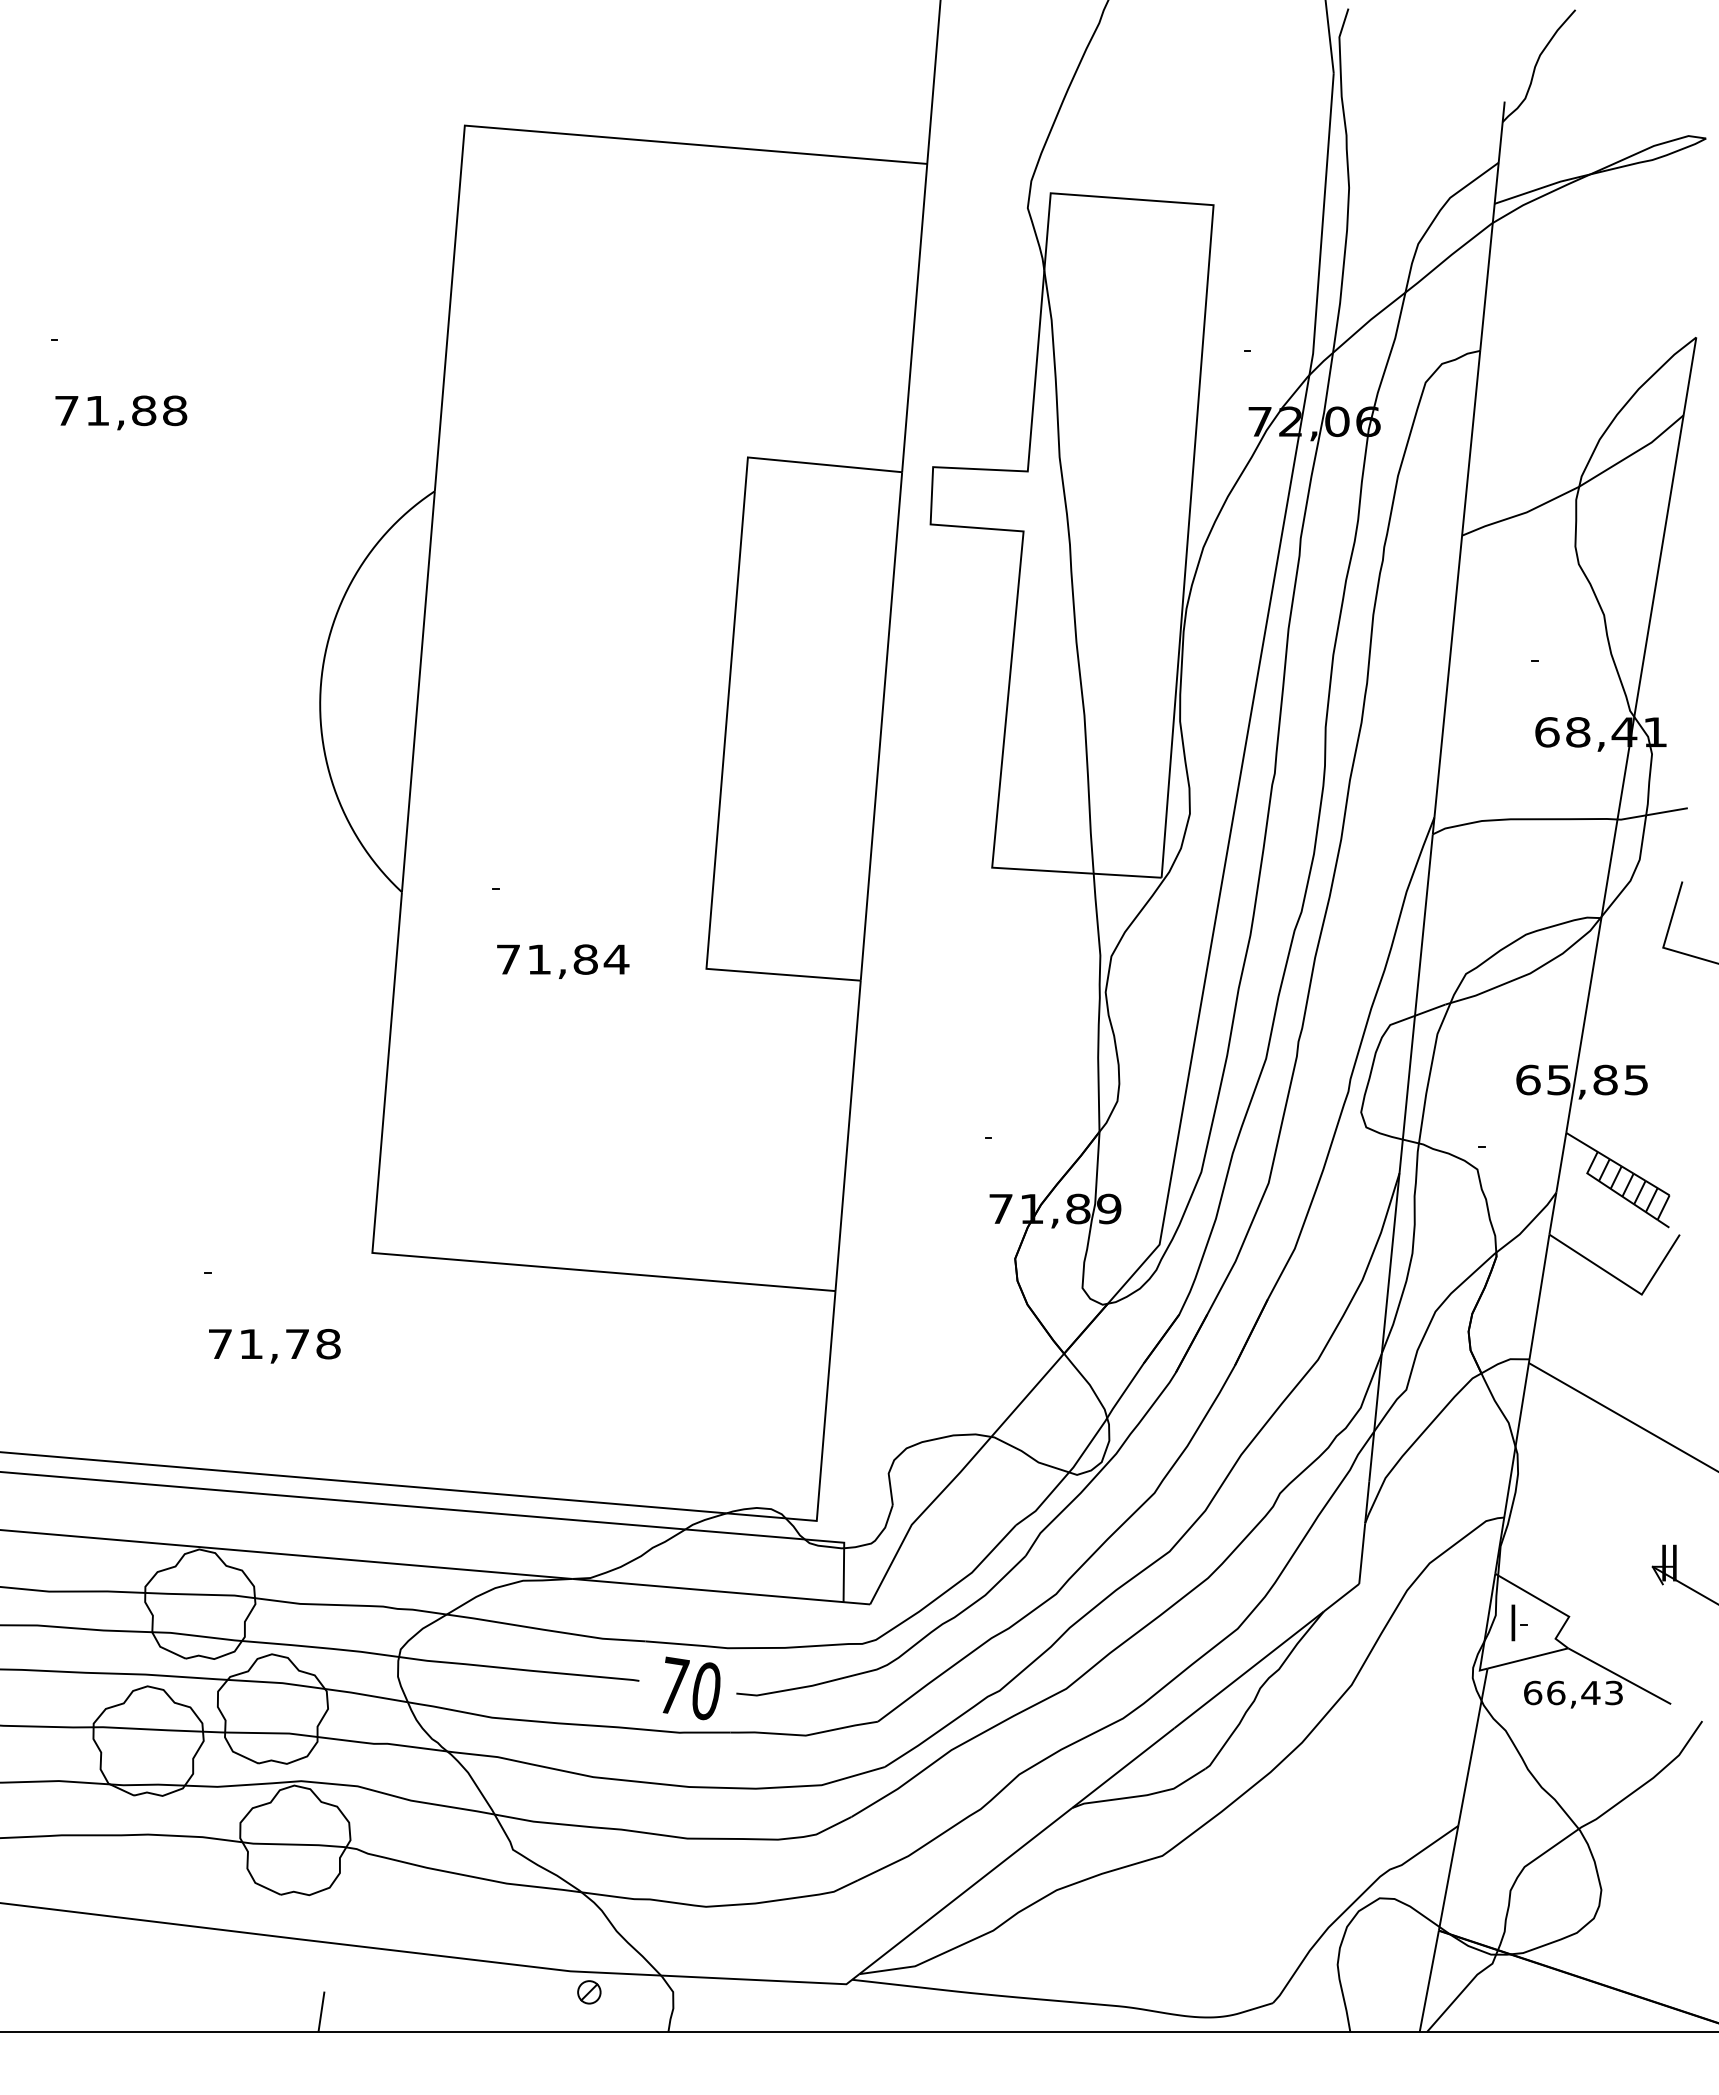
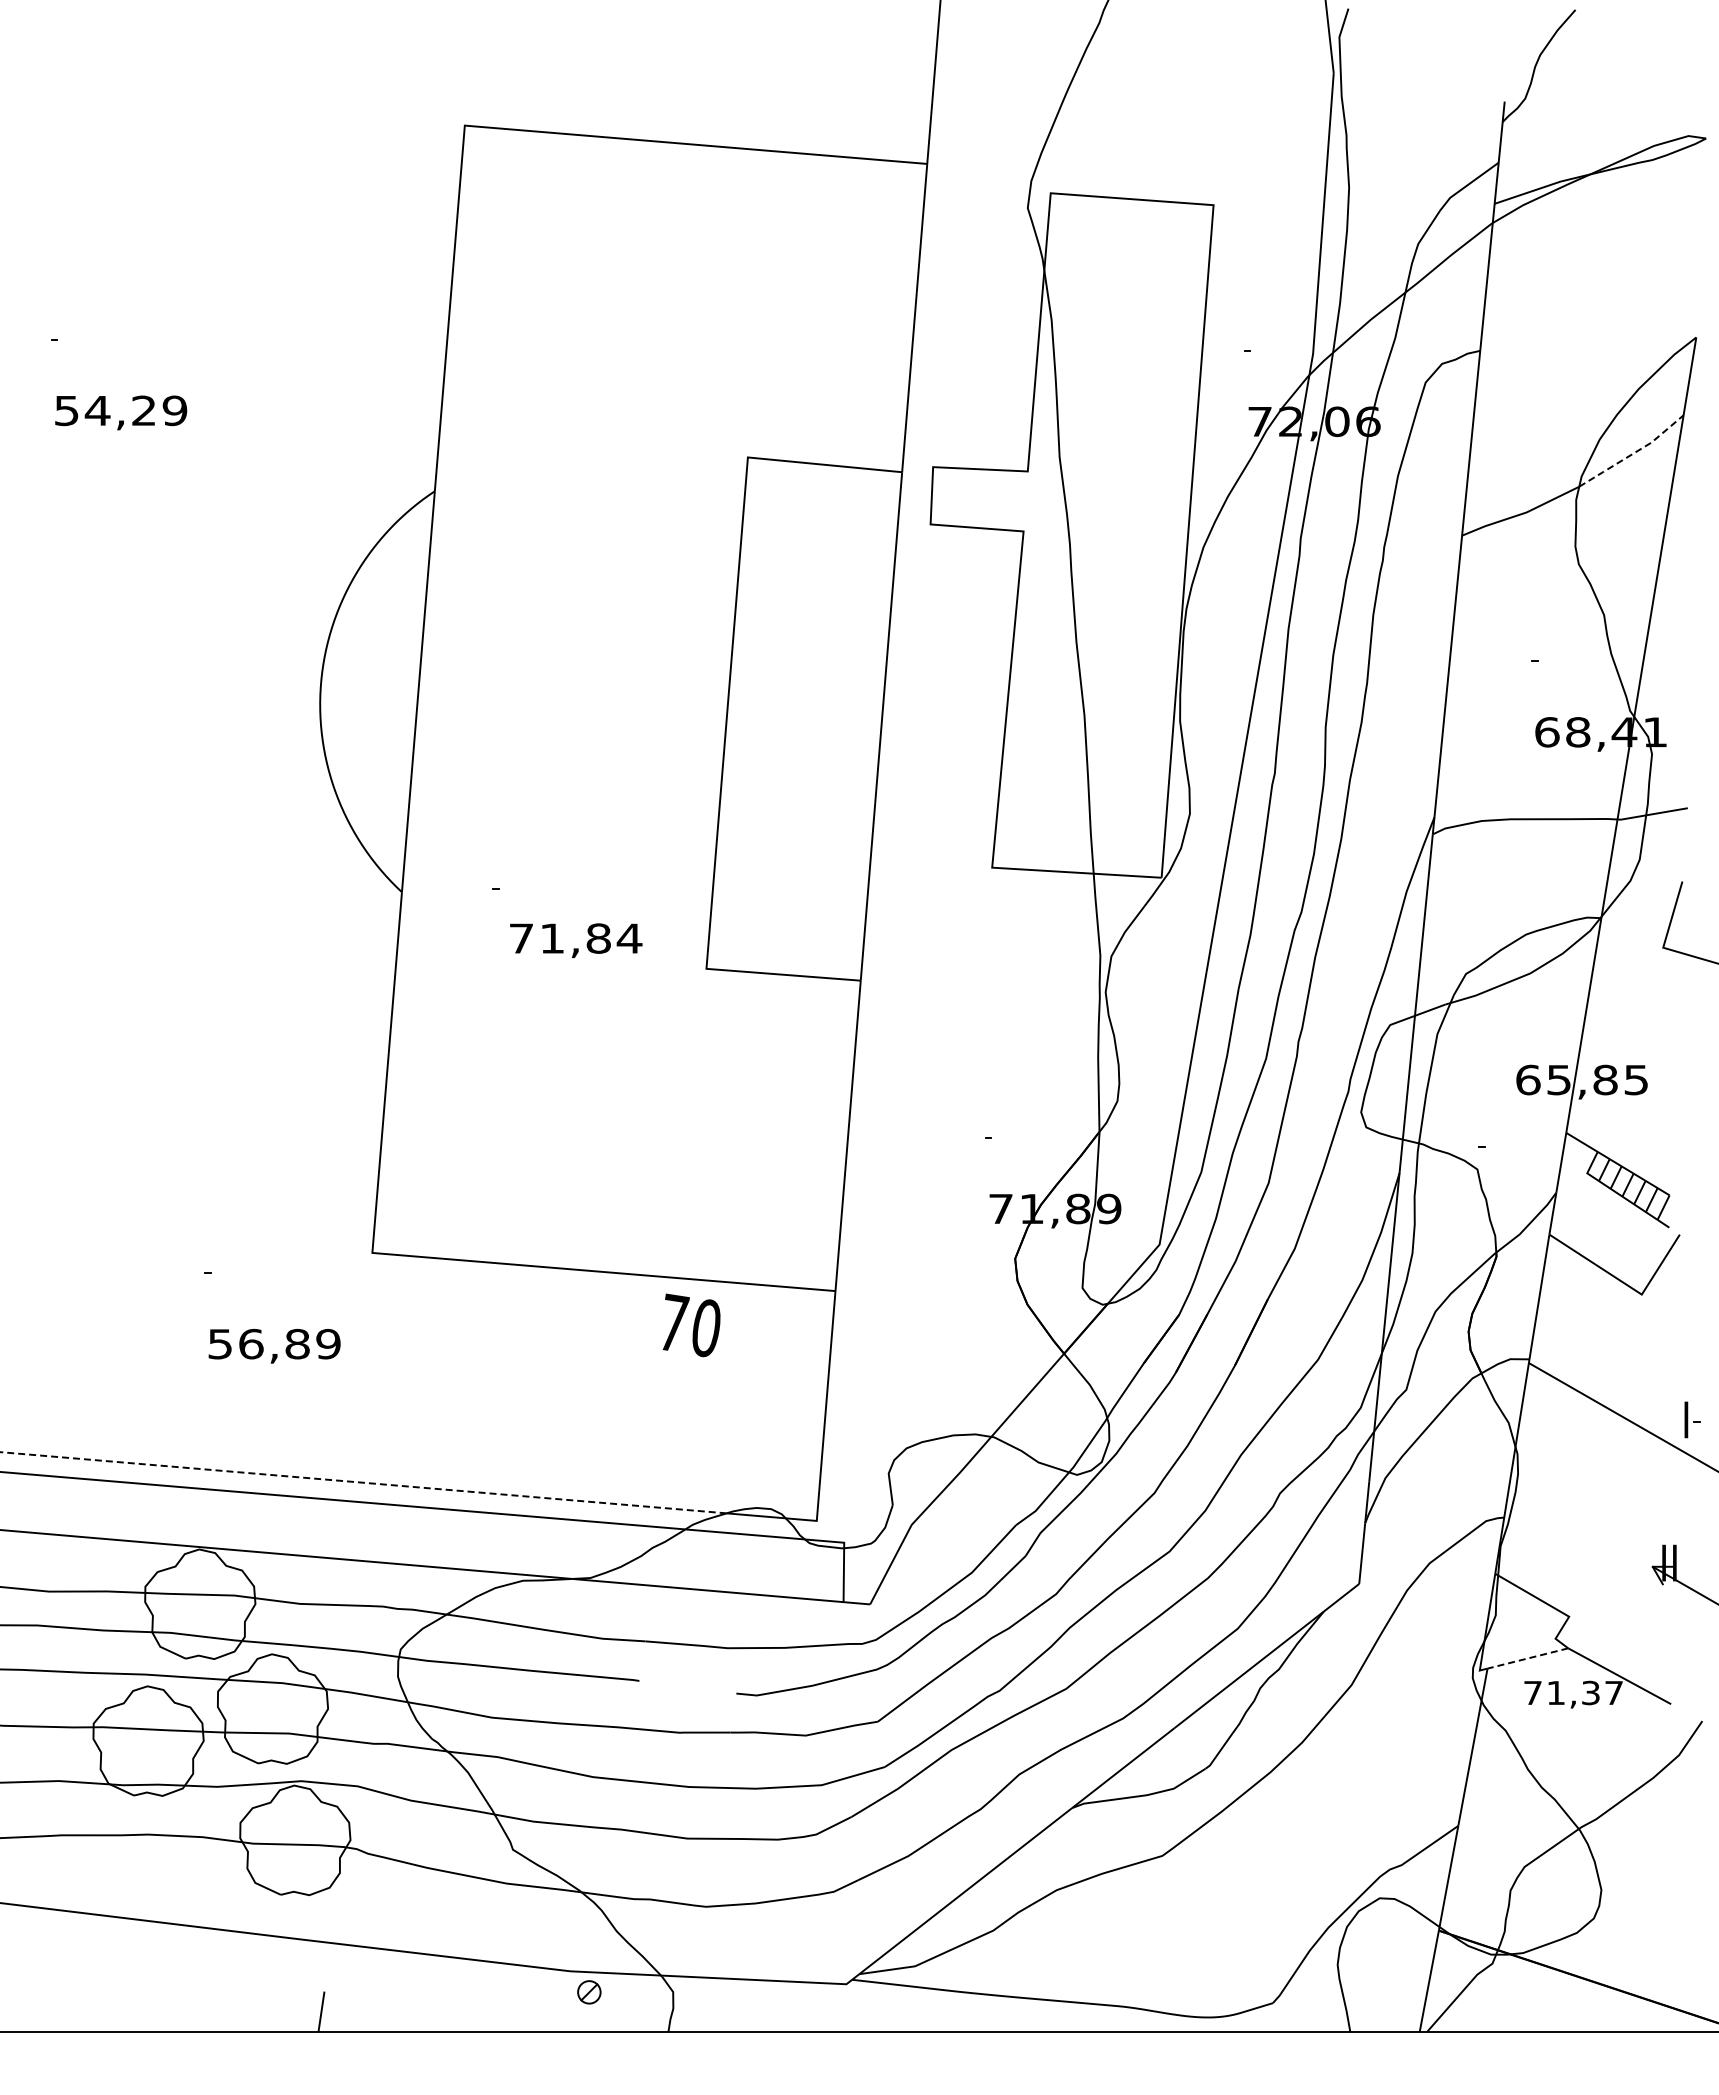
text: 71,88 -> 54,29 (121, 410)
line: solid -> dashed (1633, 453)
text position: (563, 961) -> (576, 940) (576, 940)
text: 71,78 -> 56,89 (274, 1343)
line: solid -> dashed (363, 1482)
part position: (1519, 1622) -> (1692, 1419) (1692, 1419)
line: solid -> dashed (1527, 1658)
text position: (691, 1688) -> (691, 1325) (691, 1325)
text: 66,43 -> 71,37 (1573, 1692)
